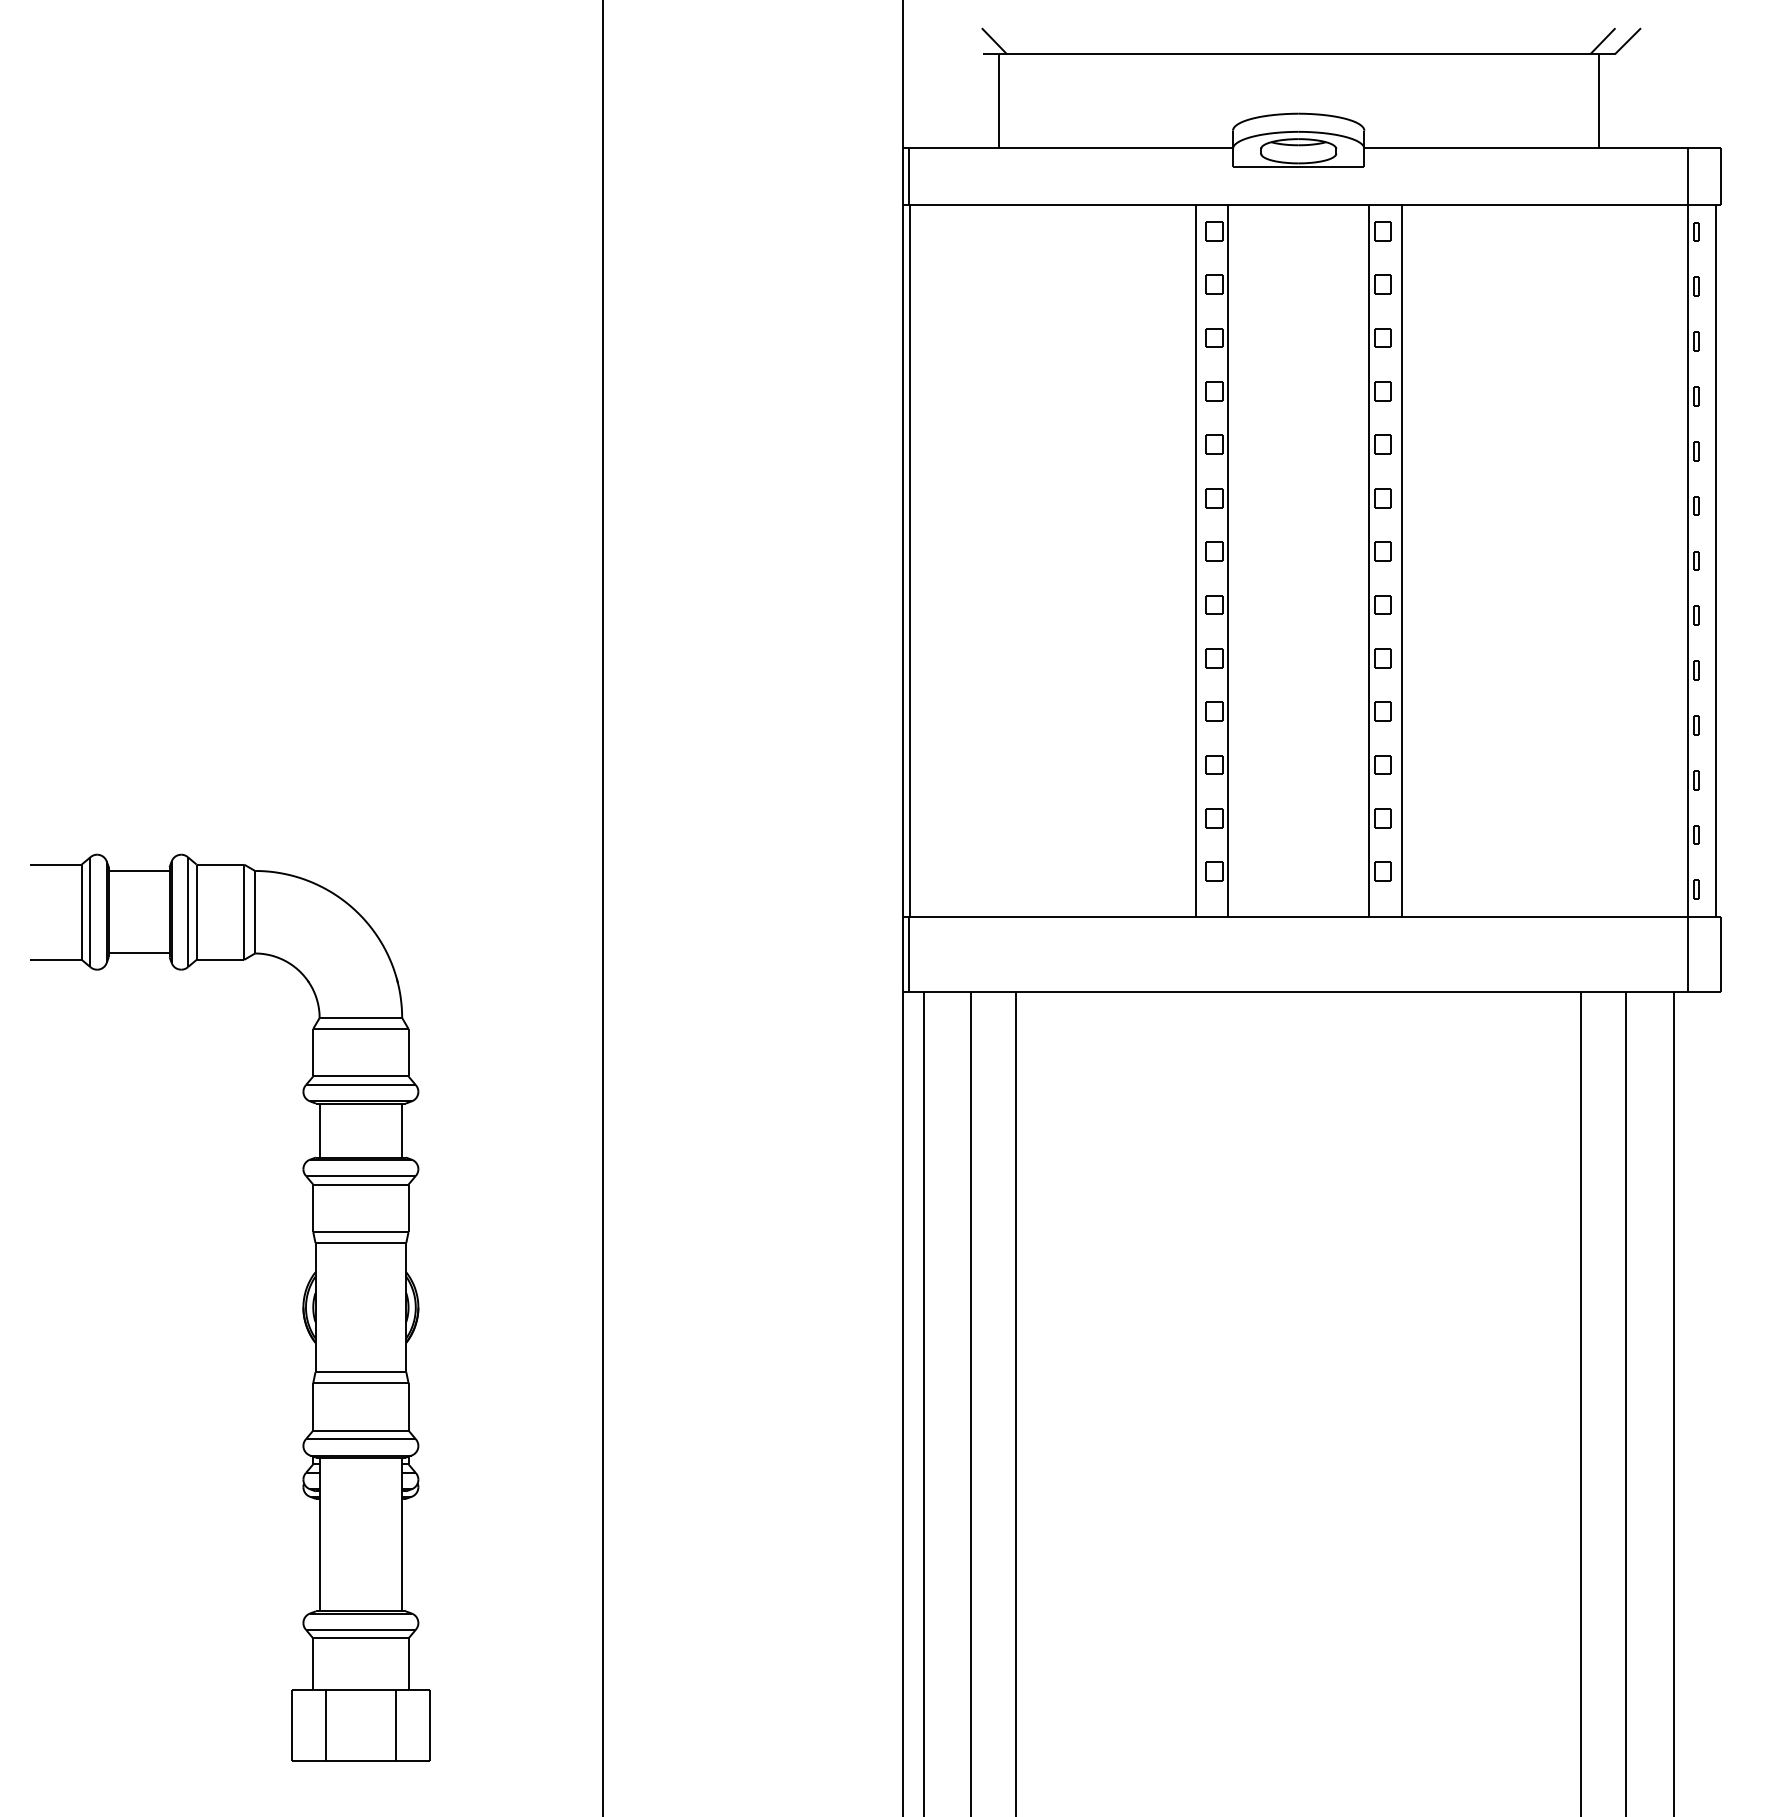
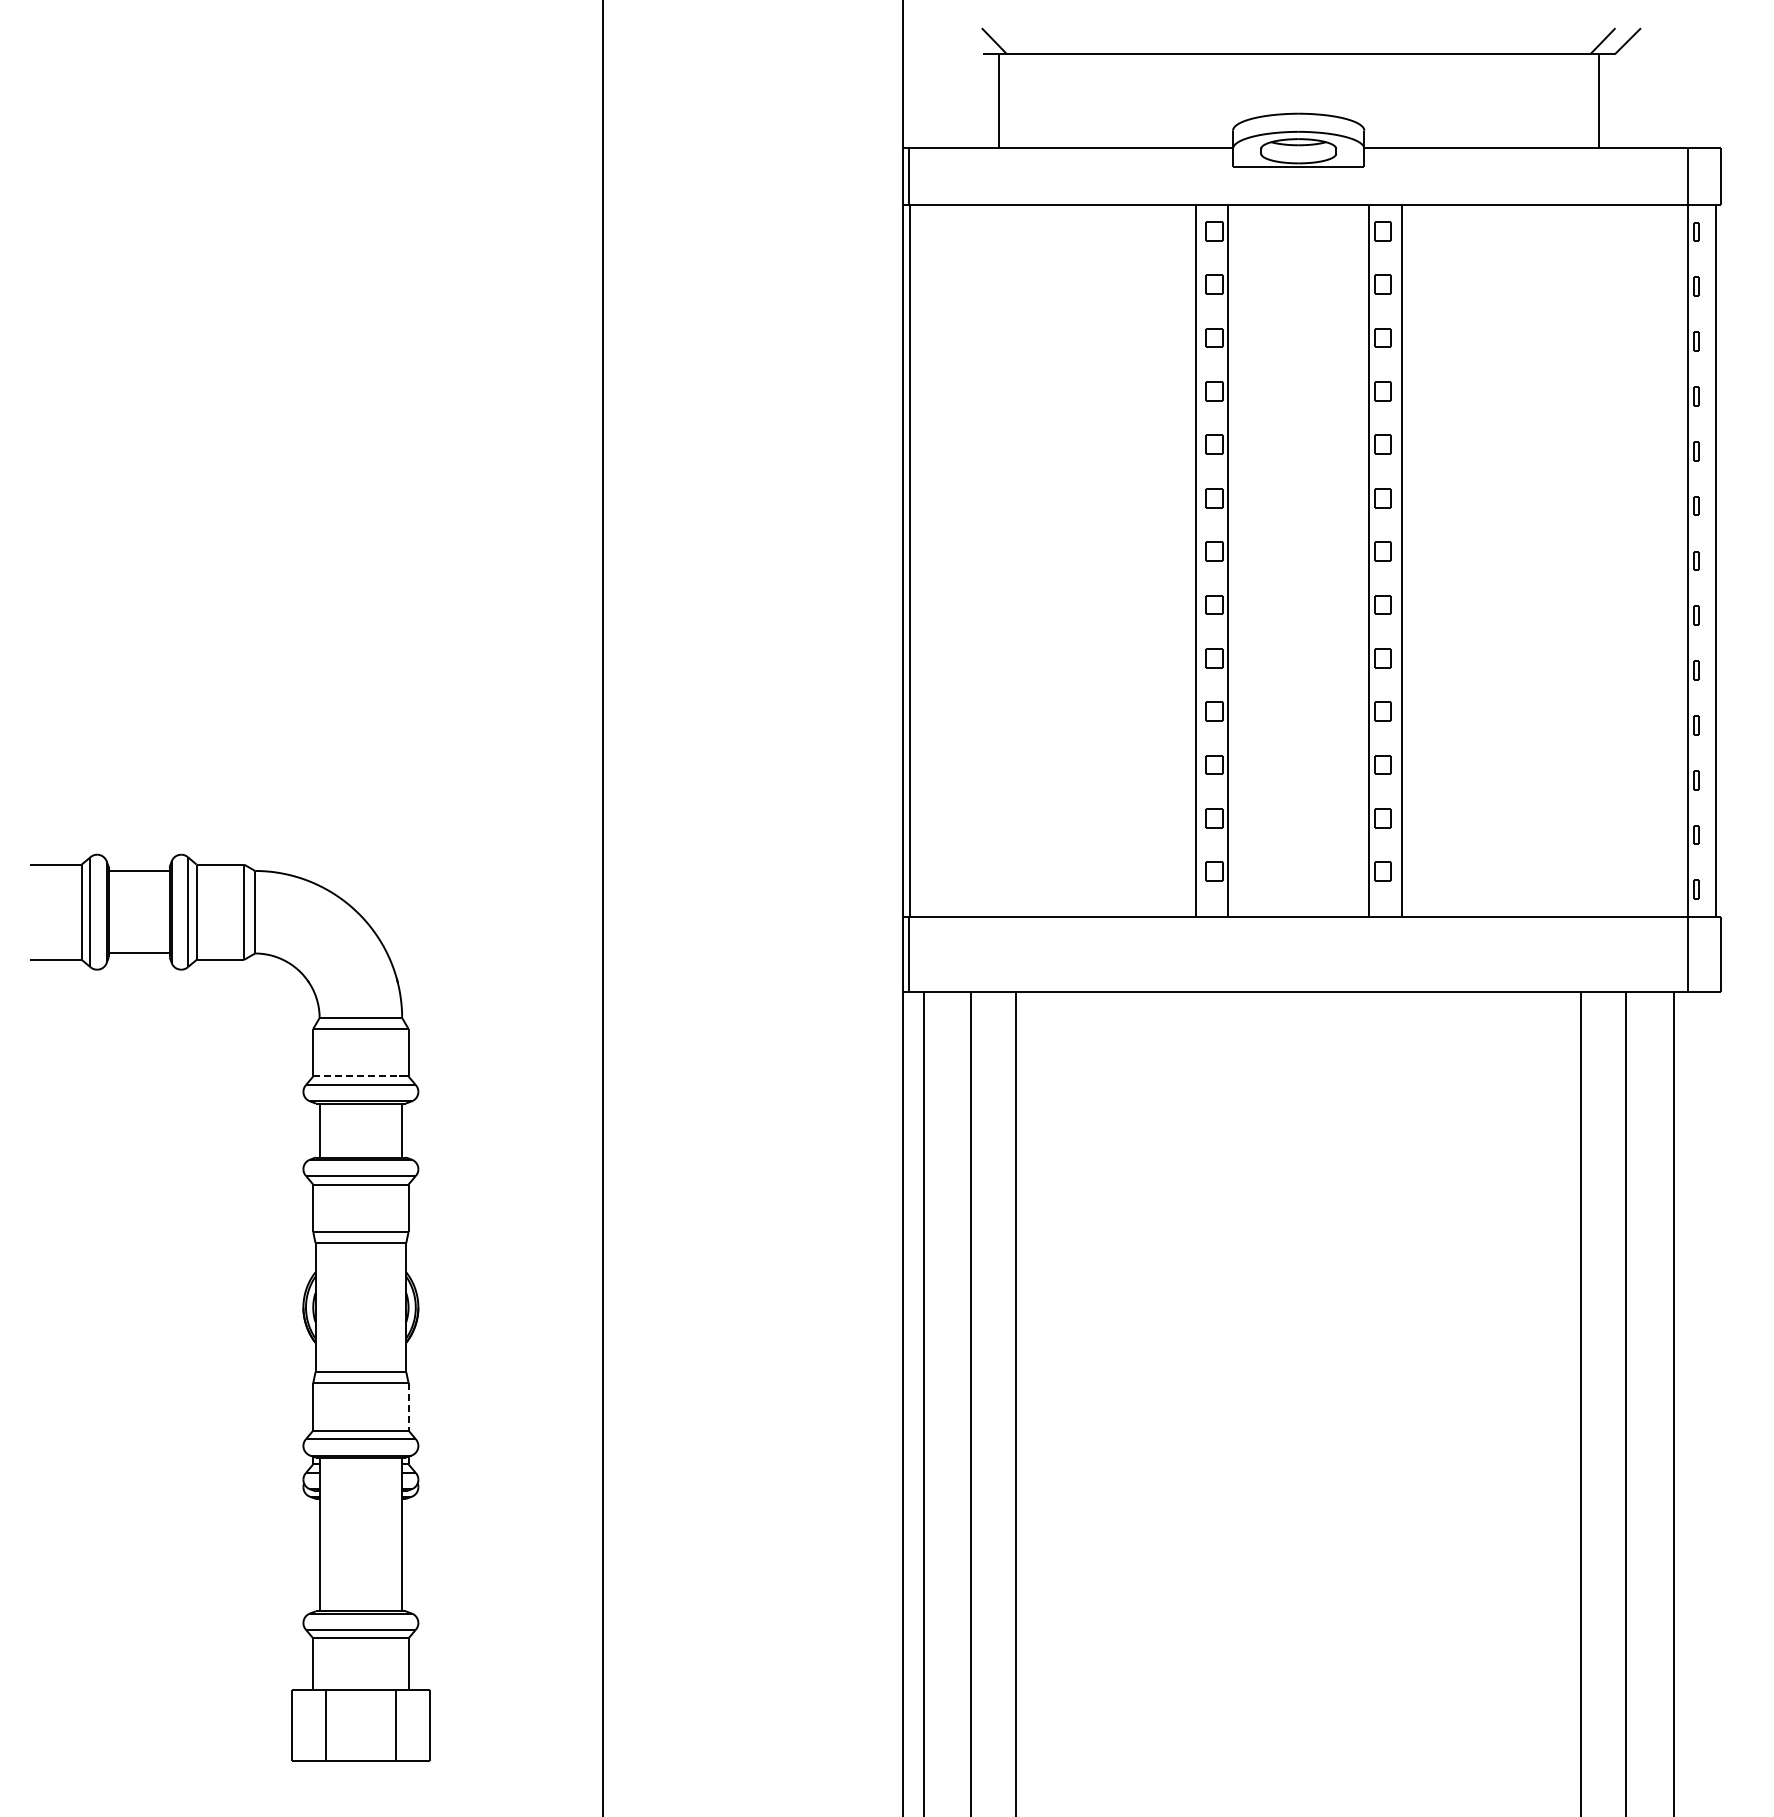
line: solid -> dashed (356, 1076)
line: solid -> dashed (408, 1406)
